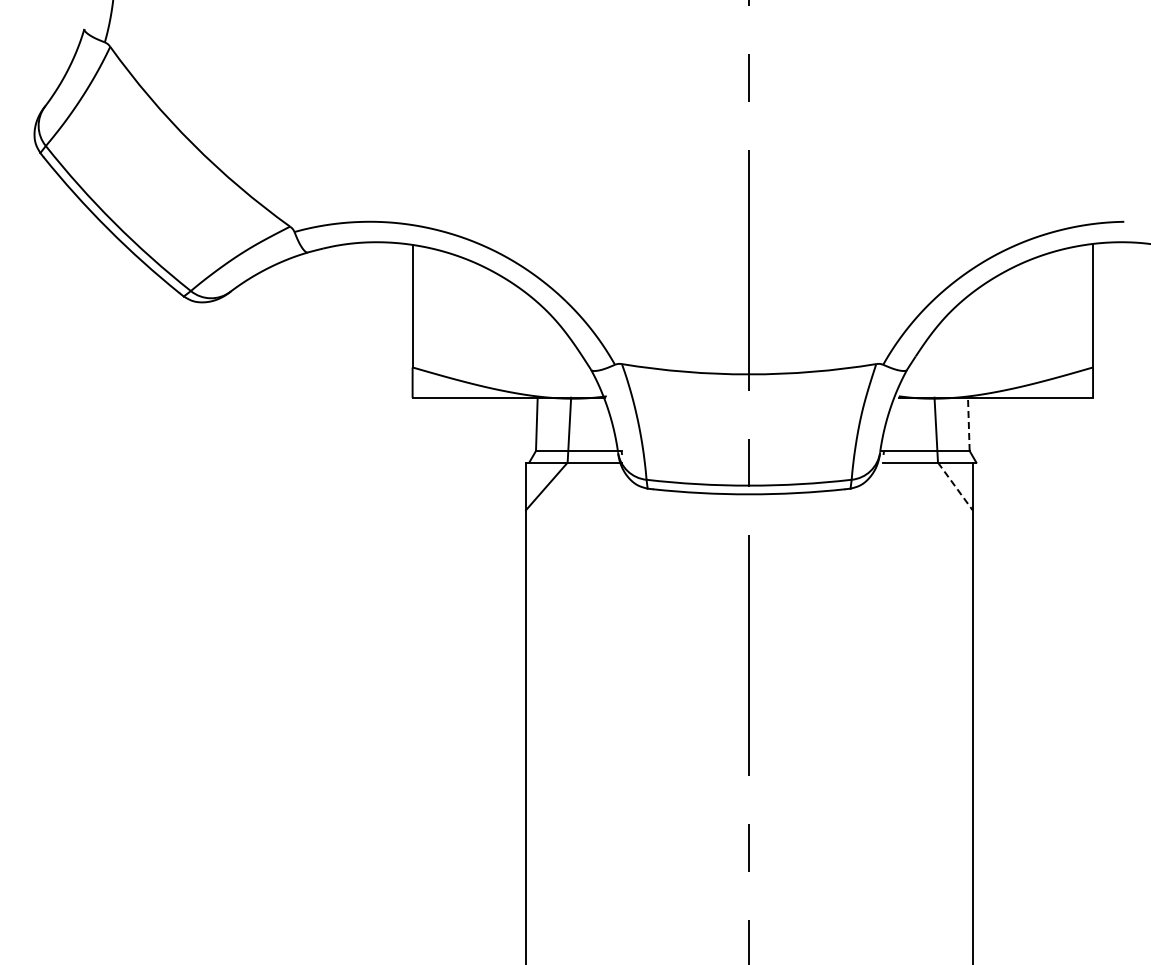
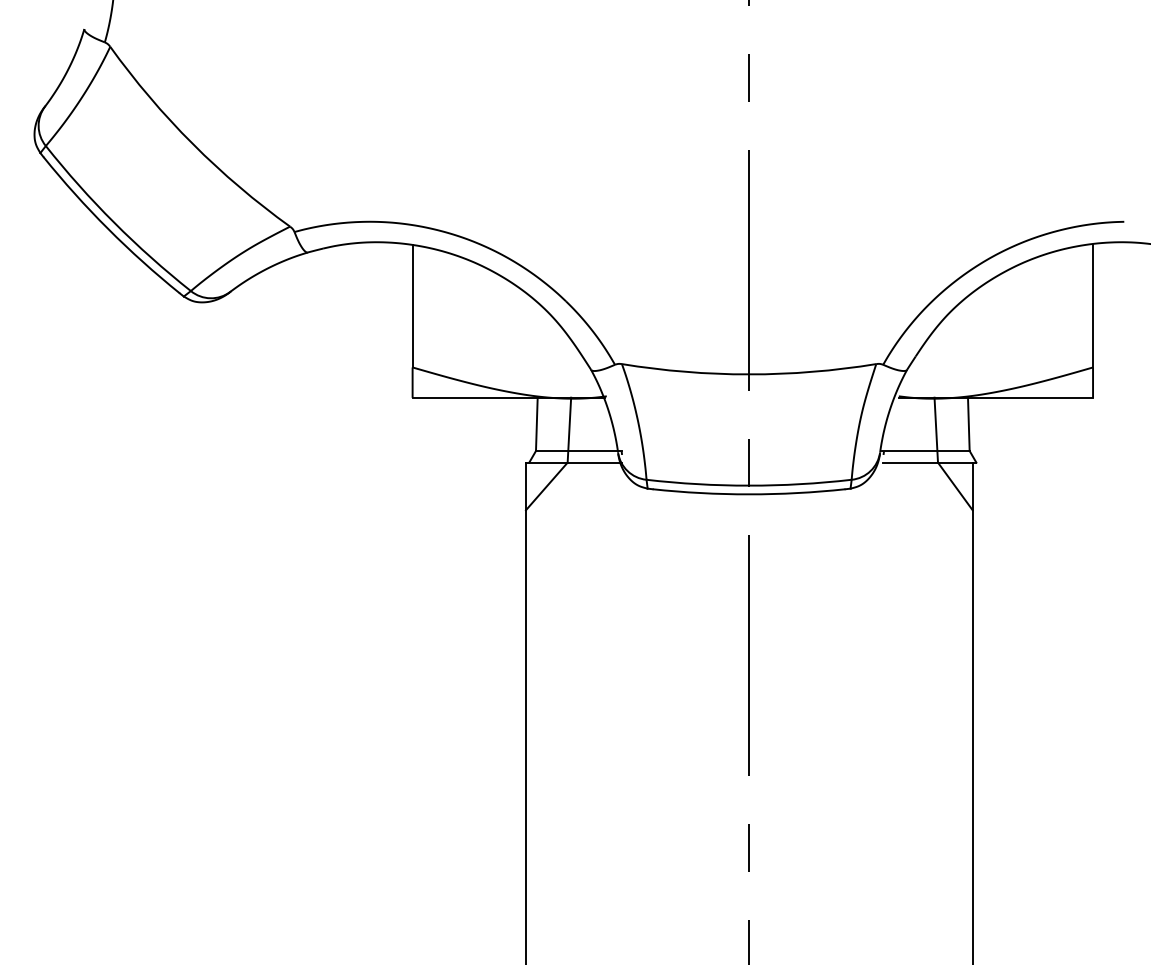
line: dashed -> solid (968, 424)
line: dashed -> solid (955, 486)
